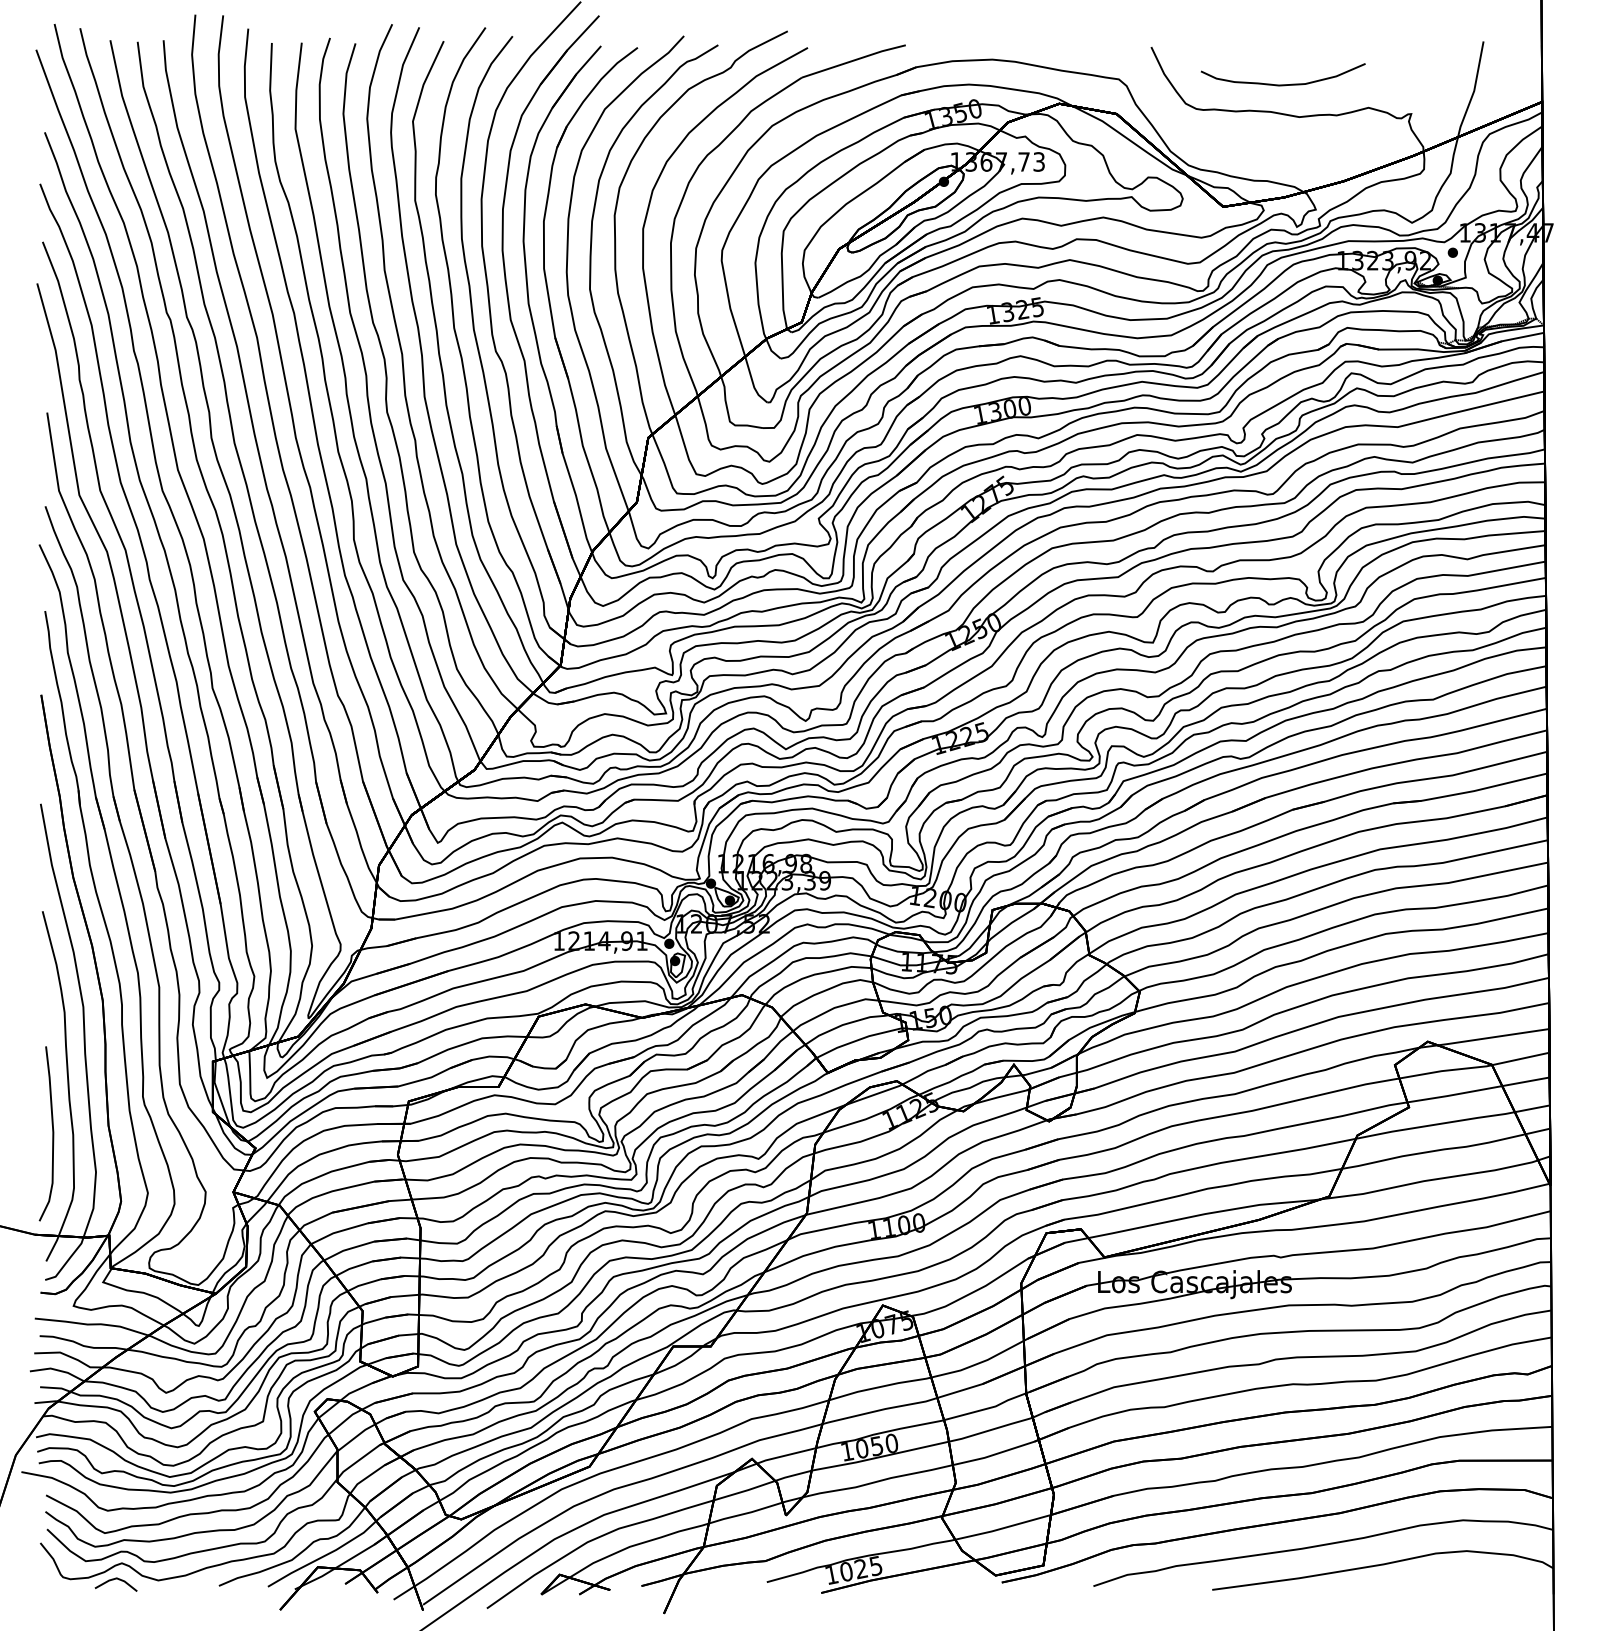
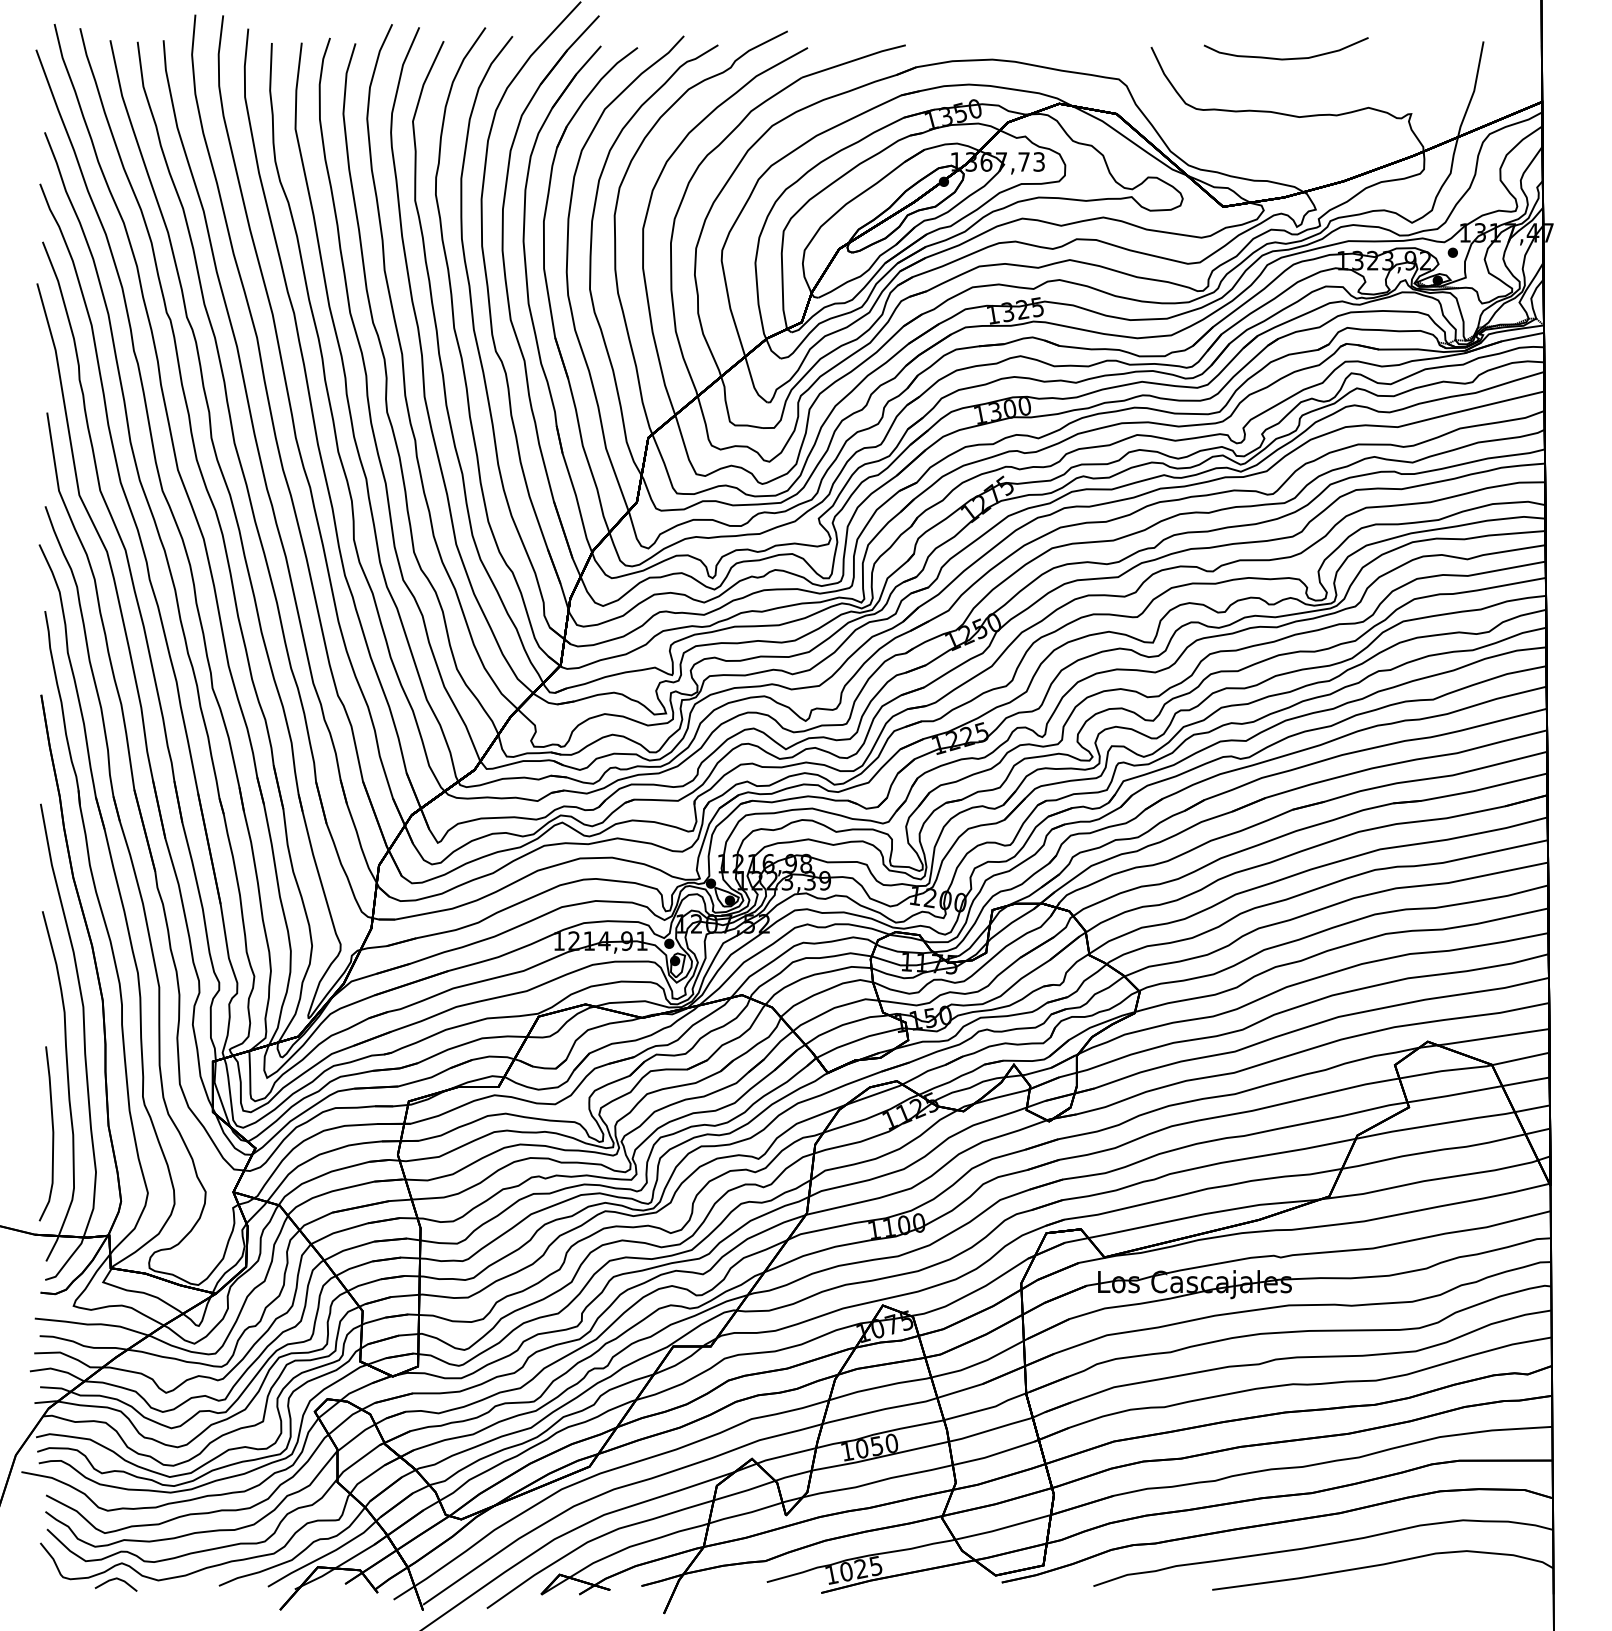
curve position: (1282, 84) -> (1285, 58) (1285, 58)
